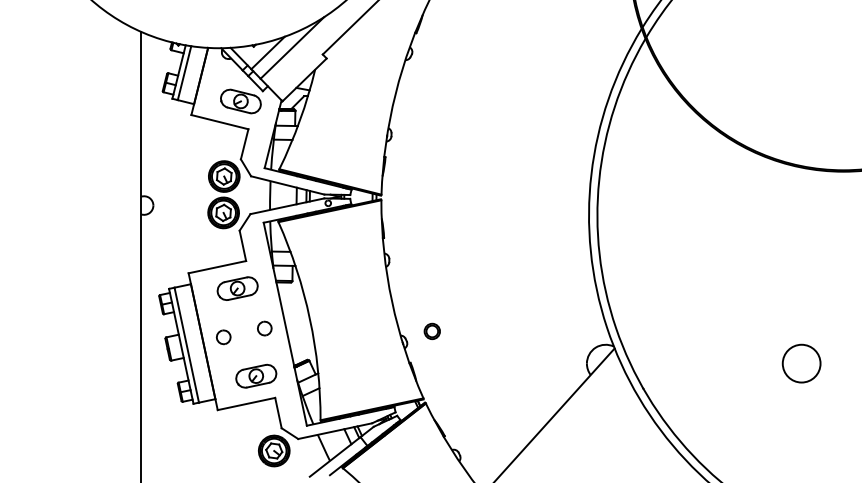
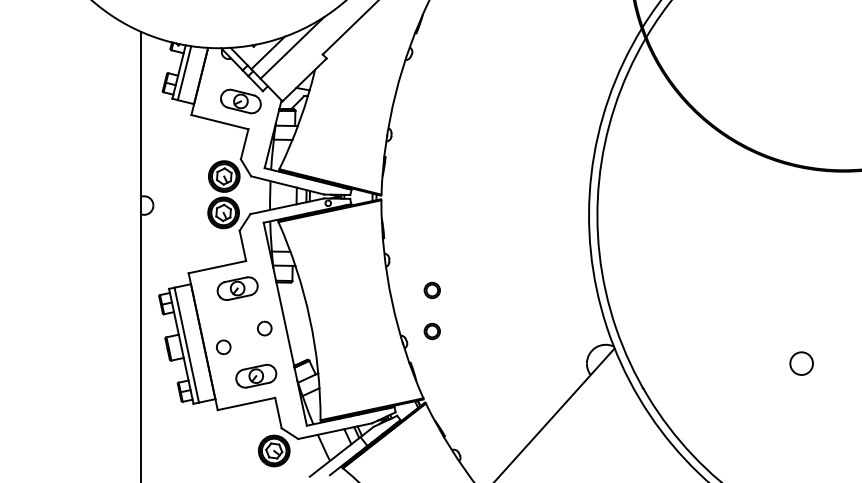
part: none -> present (431, 289)
part position: (223, 337) -> (223, 347) (223, 347)
circle diameter: 38 px -> 23 px (801, 363)
